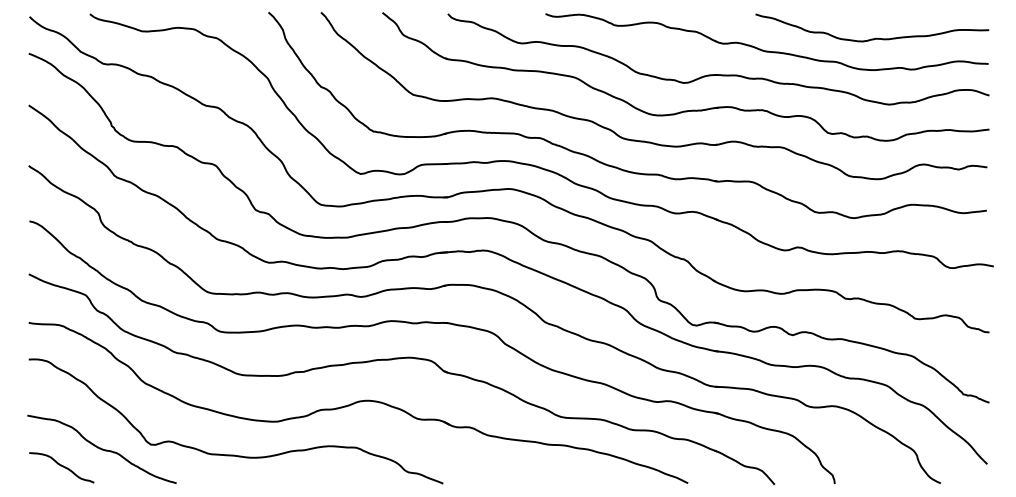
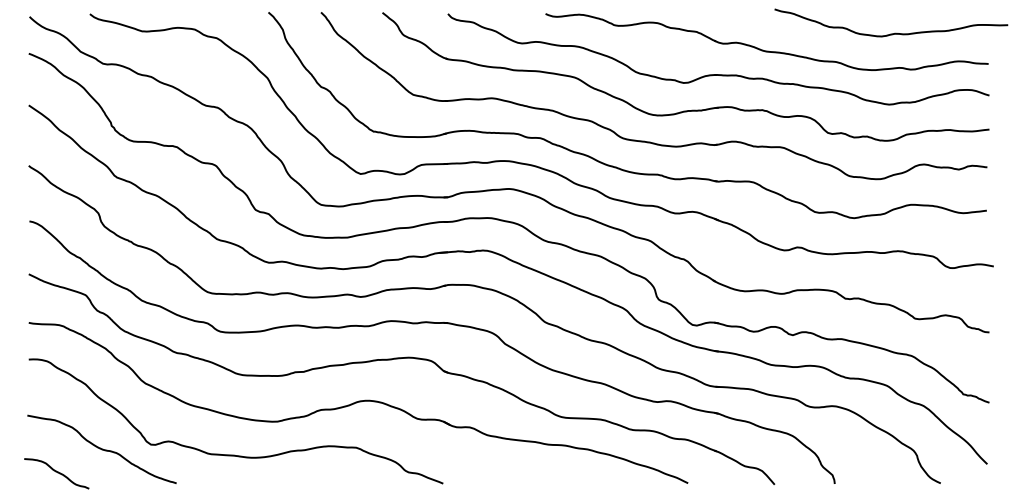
curve position: (876, 37) -> (895, 32) (895, 32)
curve position: (61, 466) -> (56, 472) (56, 472)
